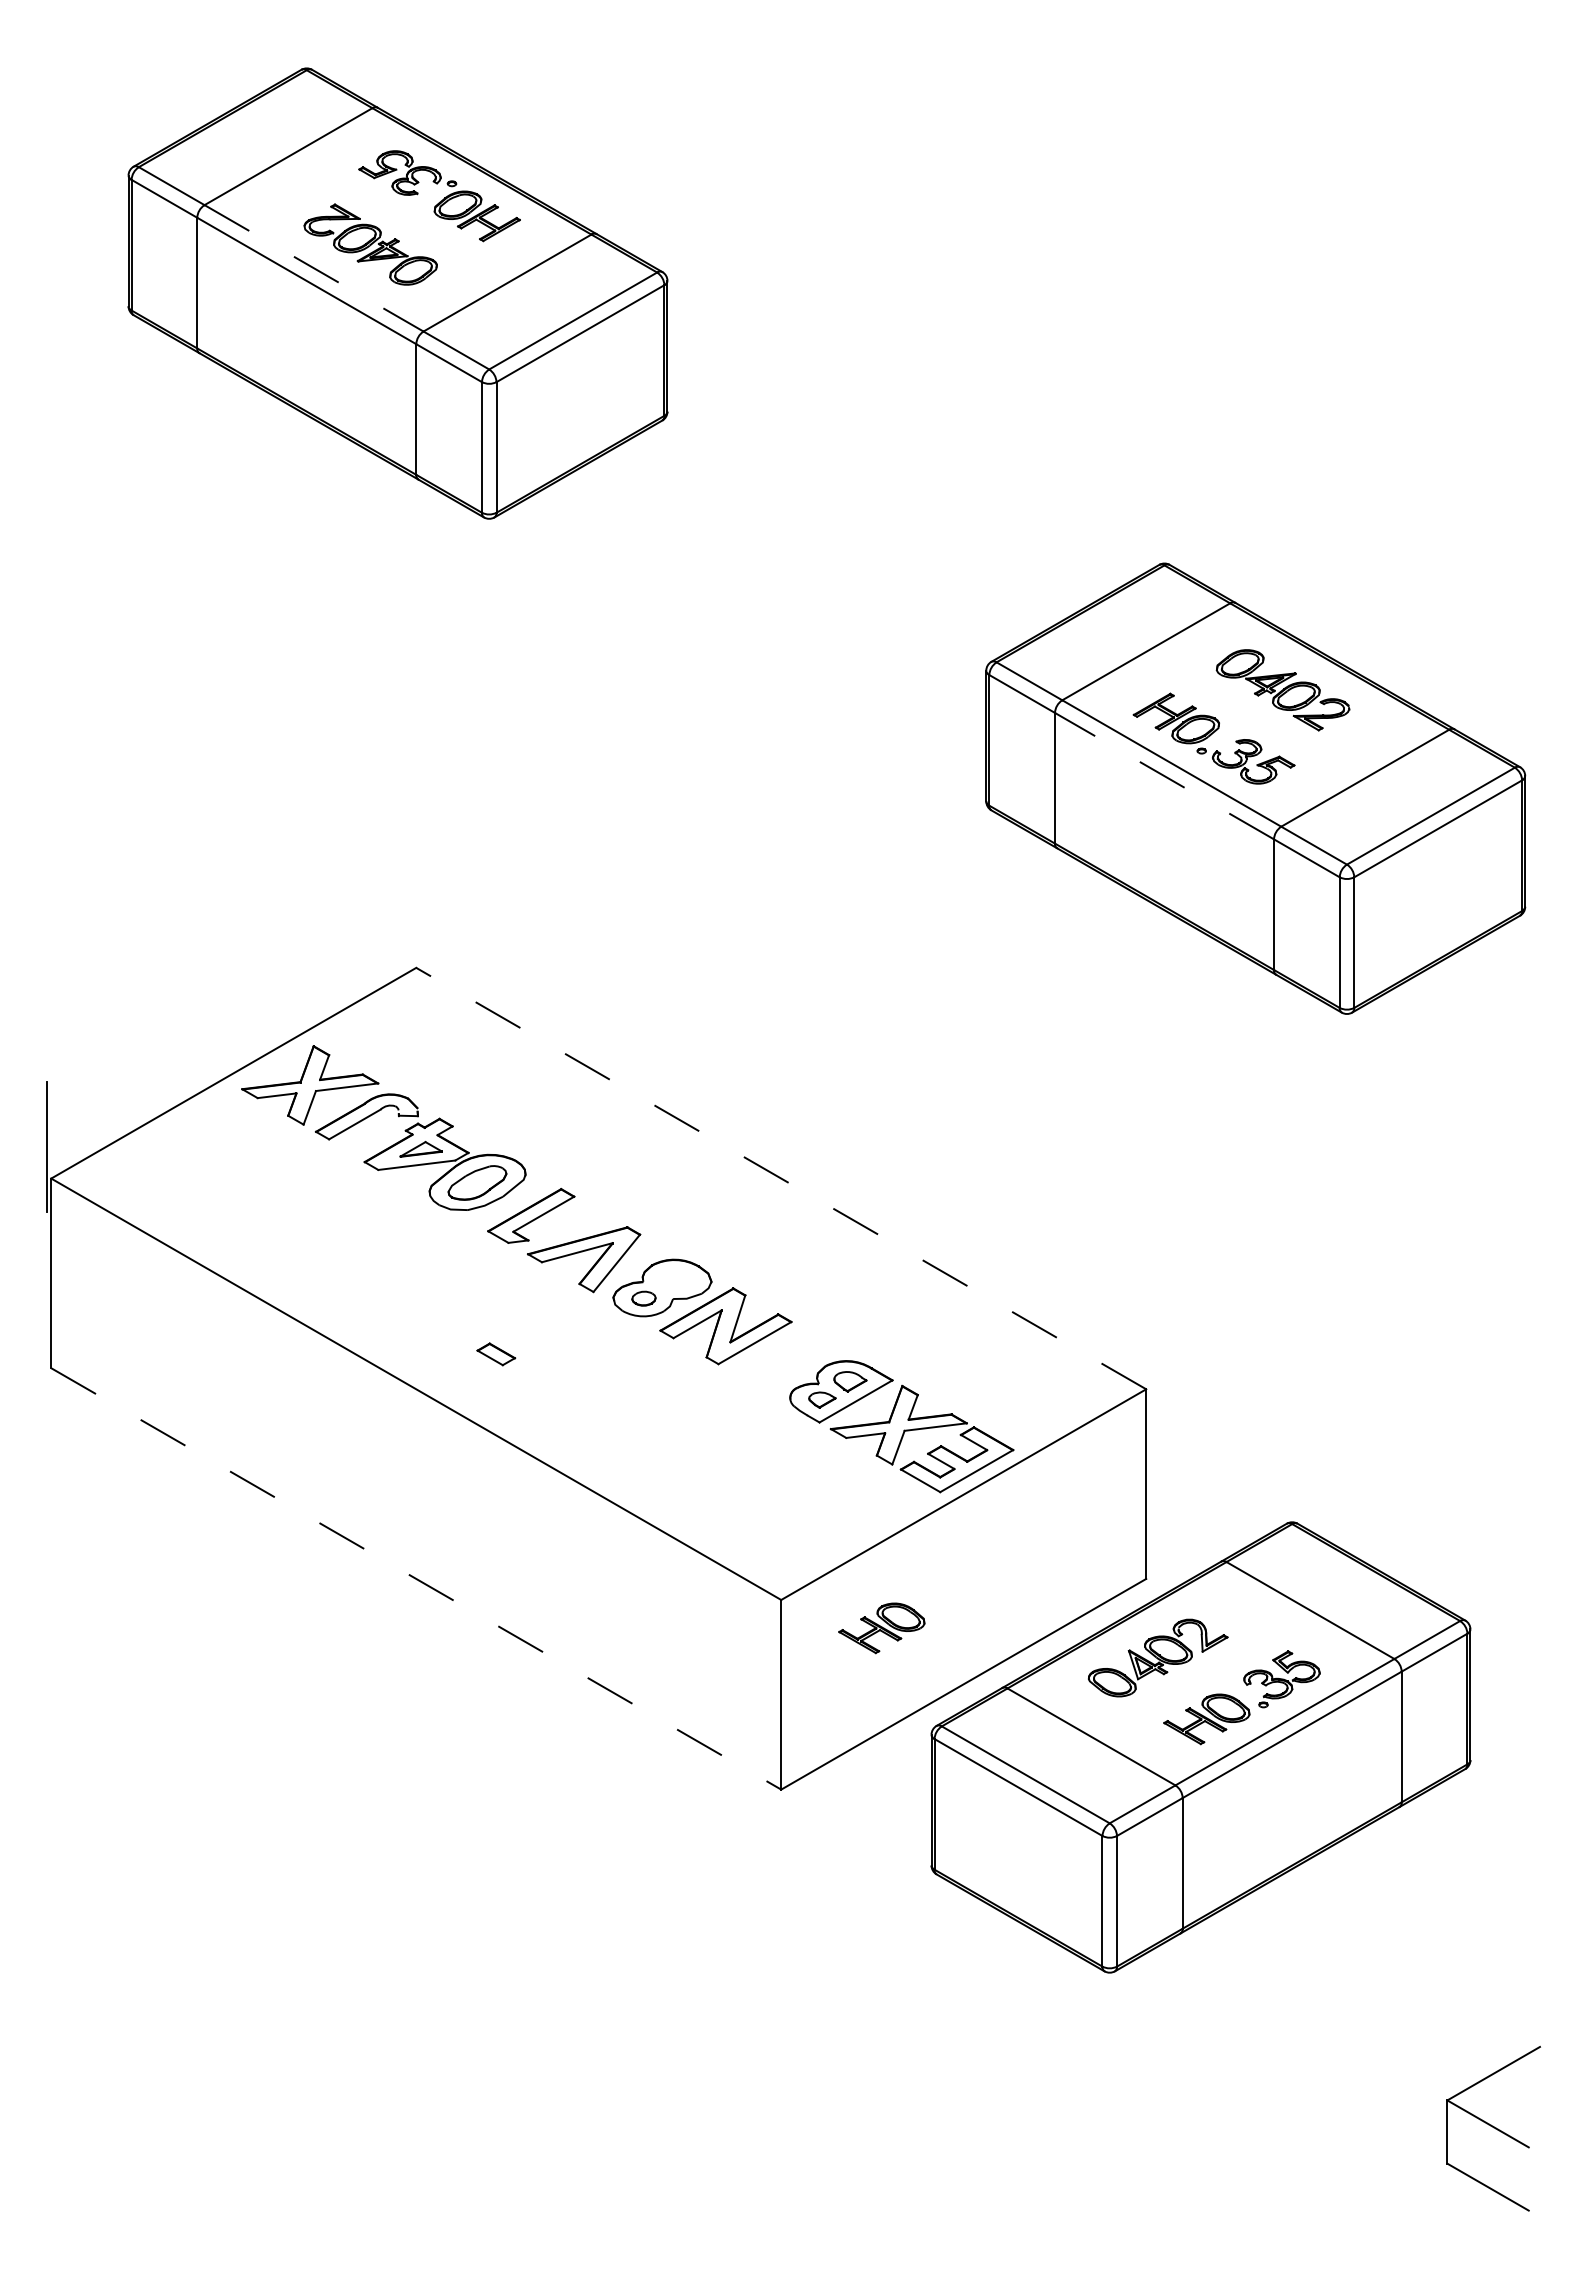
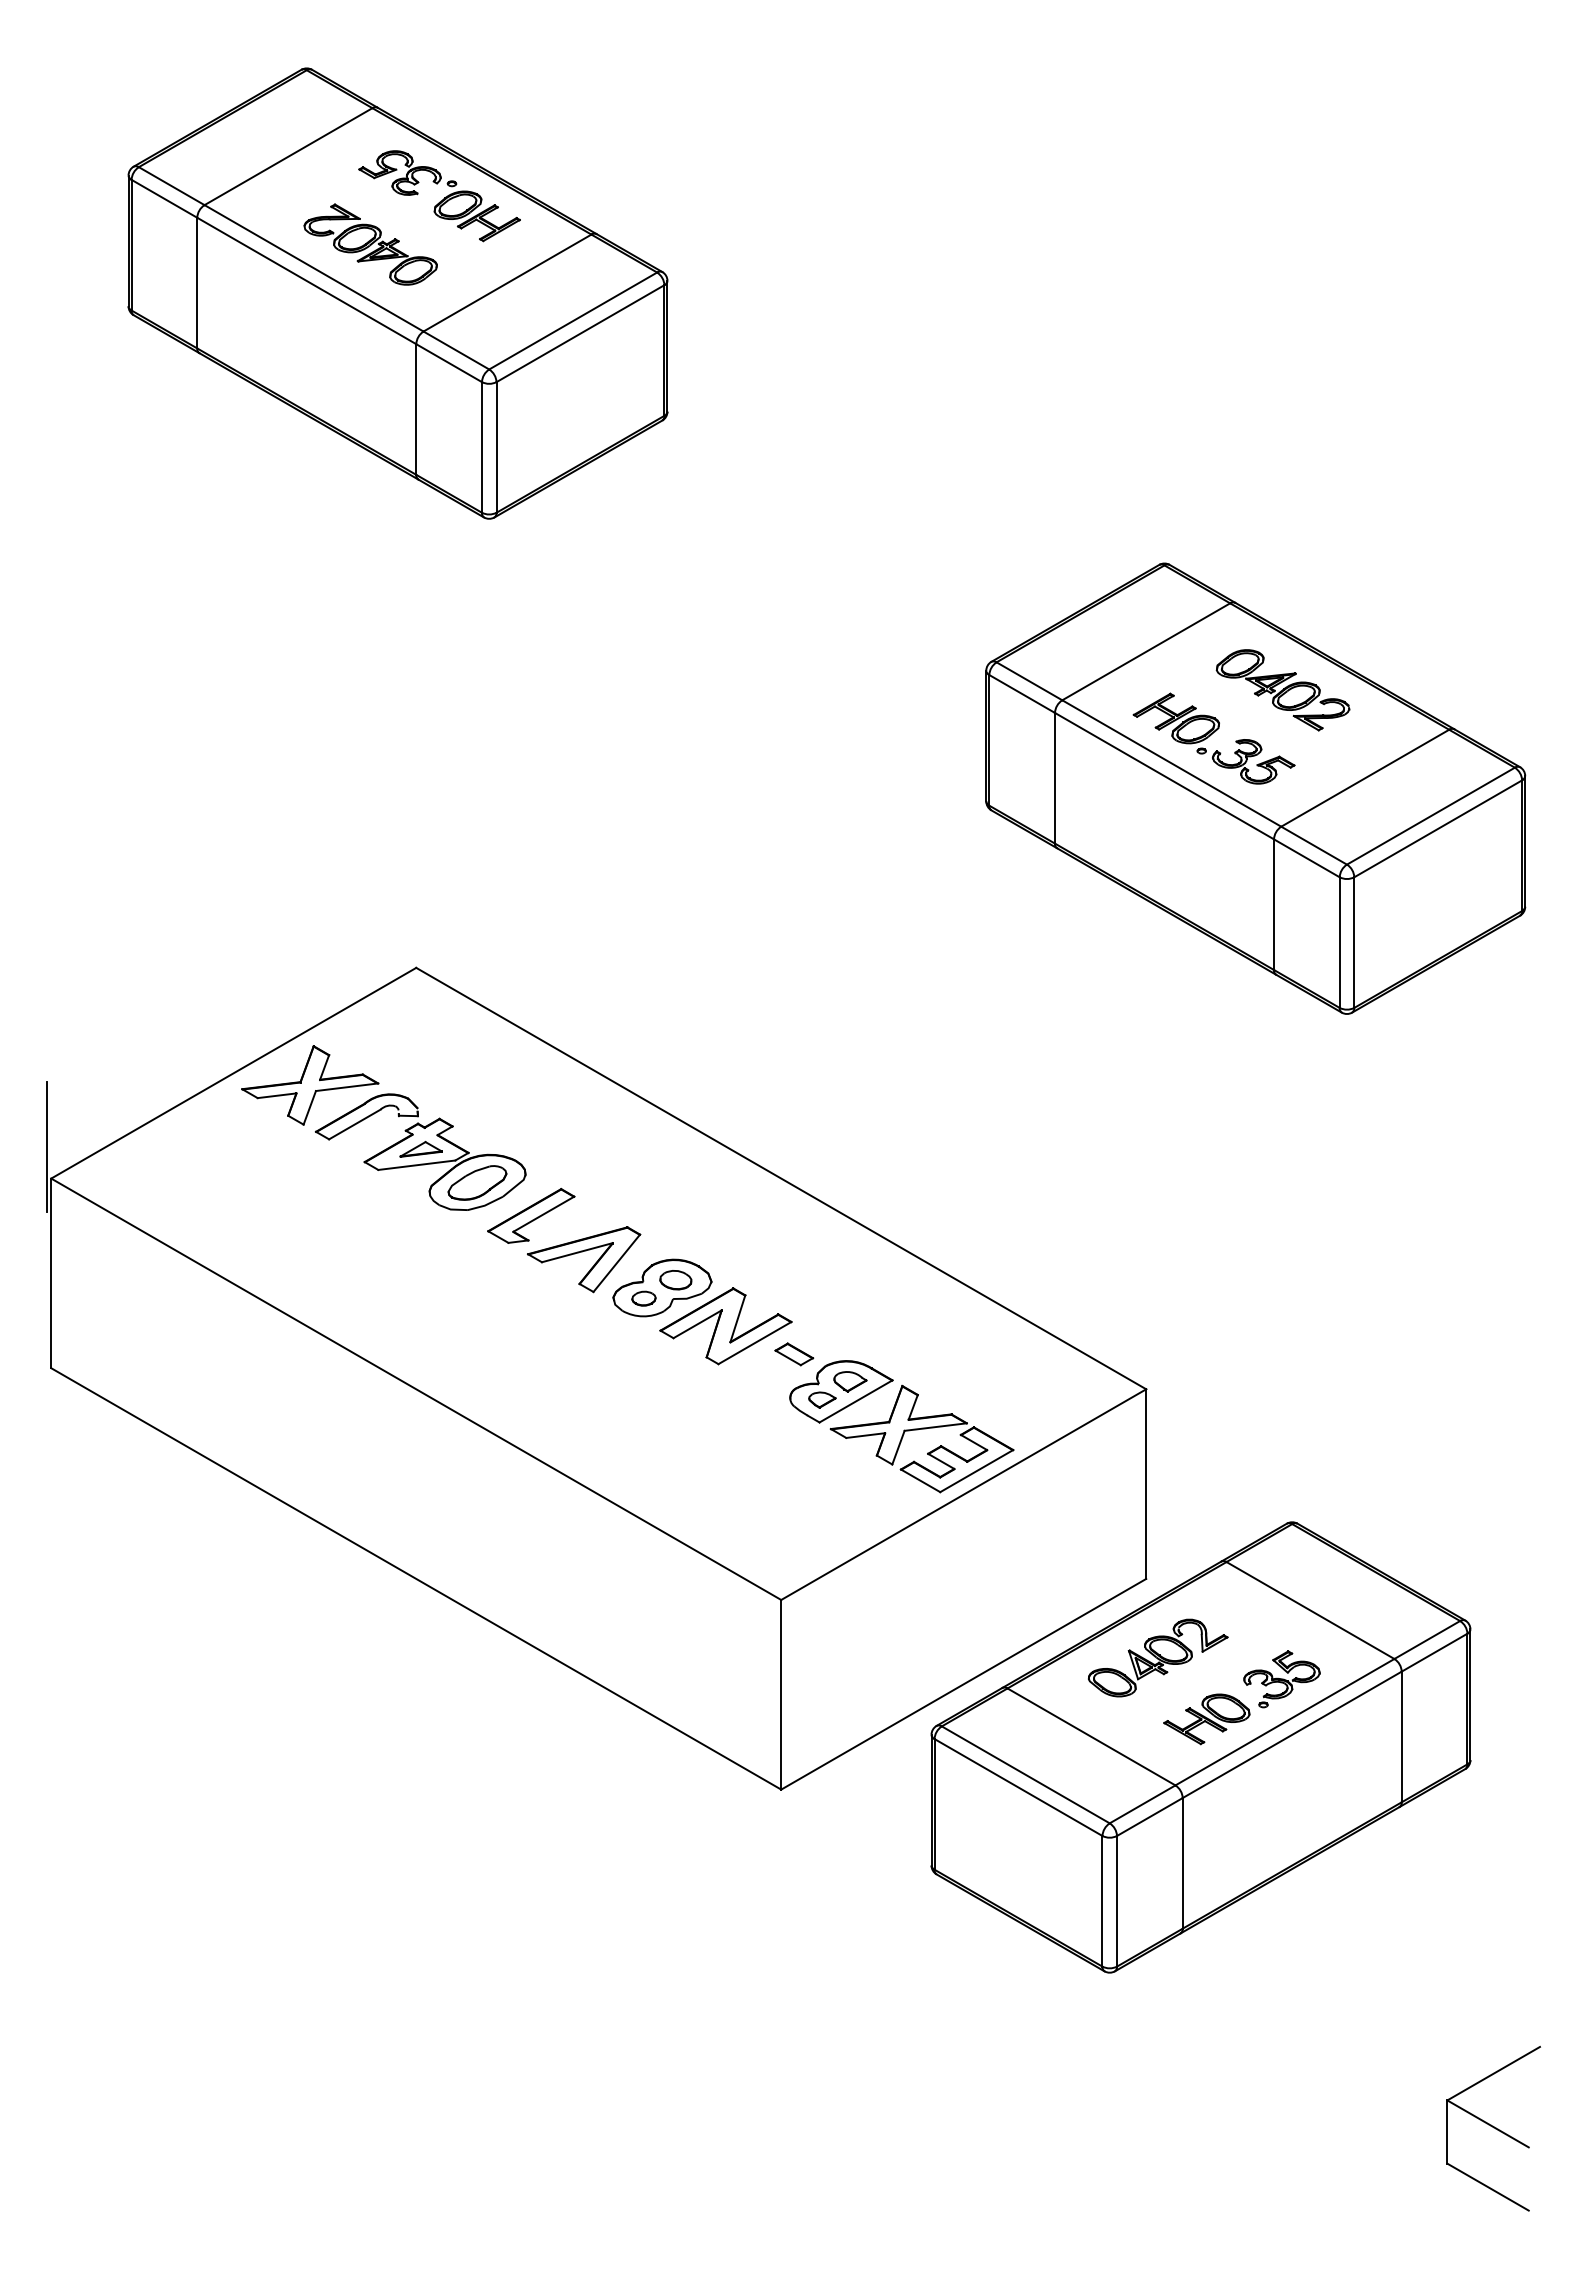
line: dashed -> solid (314, 268)
line: dashed -> solid (1164, 775)
line: dashed -> solid (780, 1178)
part: none -> present (675, 1280)
part position: (496, 1354) -> (794, 1354) (794, 1354)
line: dashed -> solid (416, 1579)
part: present -> none (881, 1628)
